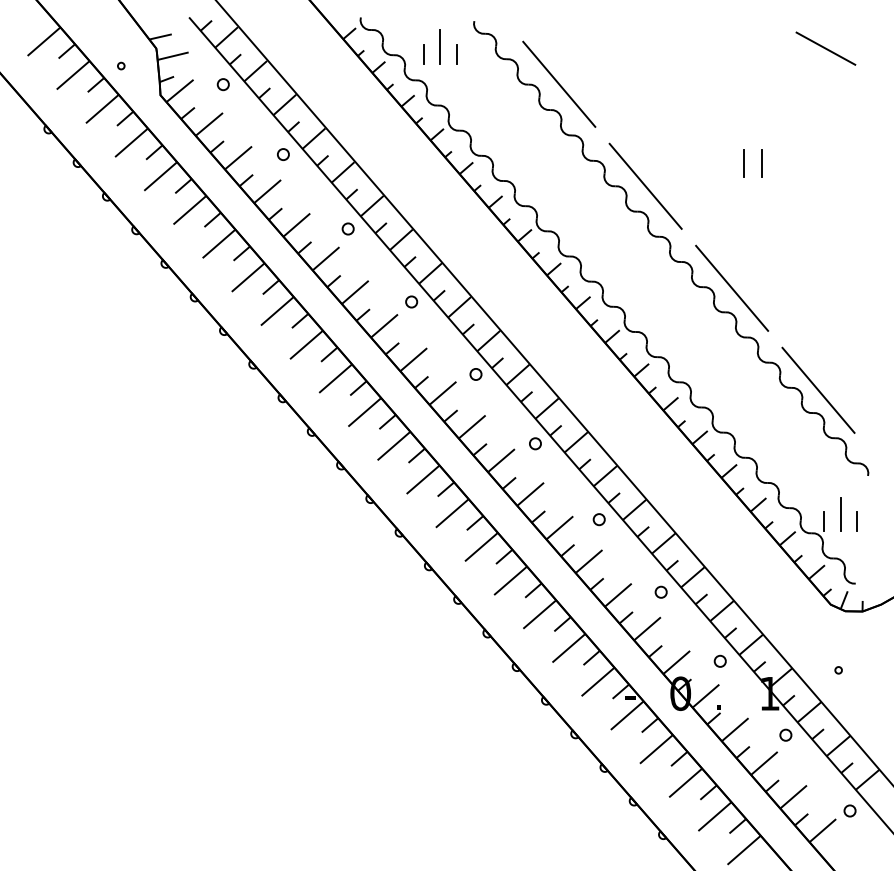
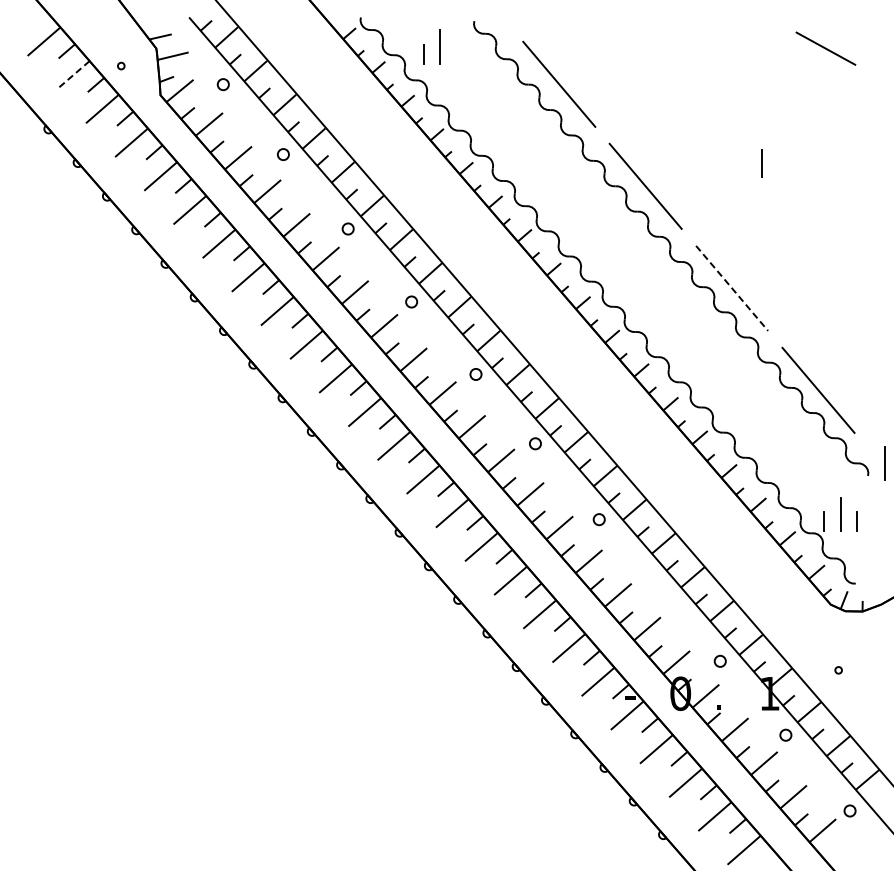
line: present -> none (456, 54)
line: solid -> dashed (73, 75)
line: present -> none (743, 163)
line: solid -> dashed (732, 288)
line: none -> present (884, 463)
circle: present -> none (660, 591)
